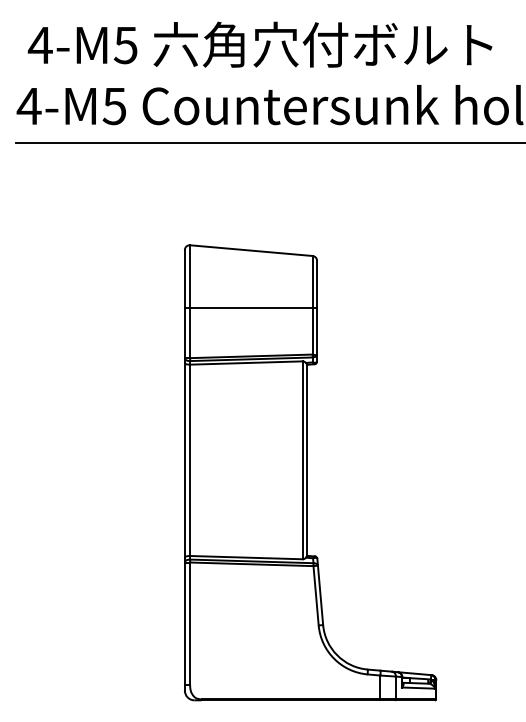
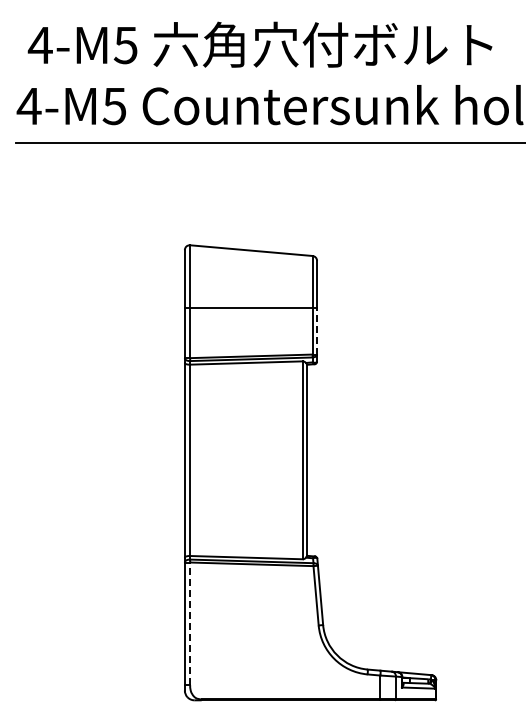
line: solid -> dashed (317, 331)
line: solid -> dashed (190, 623)
